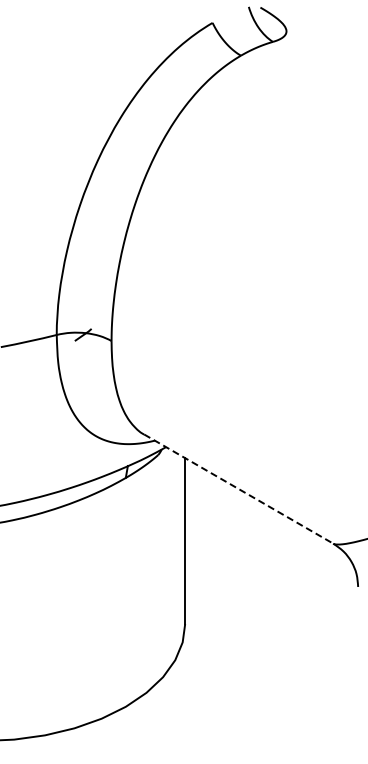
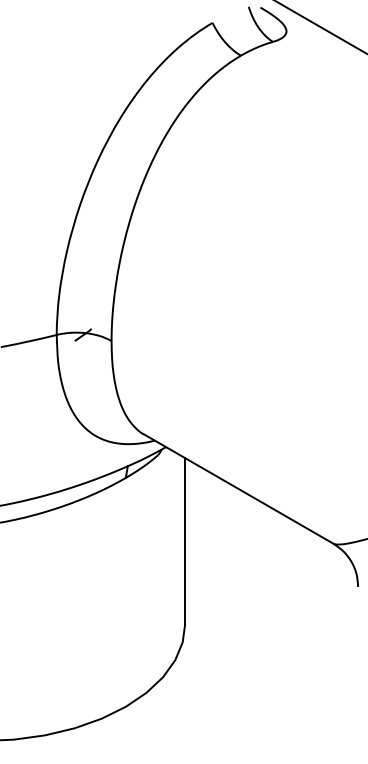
line: none -> present (320, 27)
line: dashed -> solid (239, 489)
